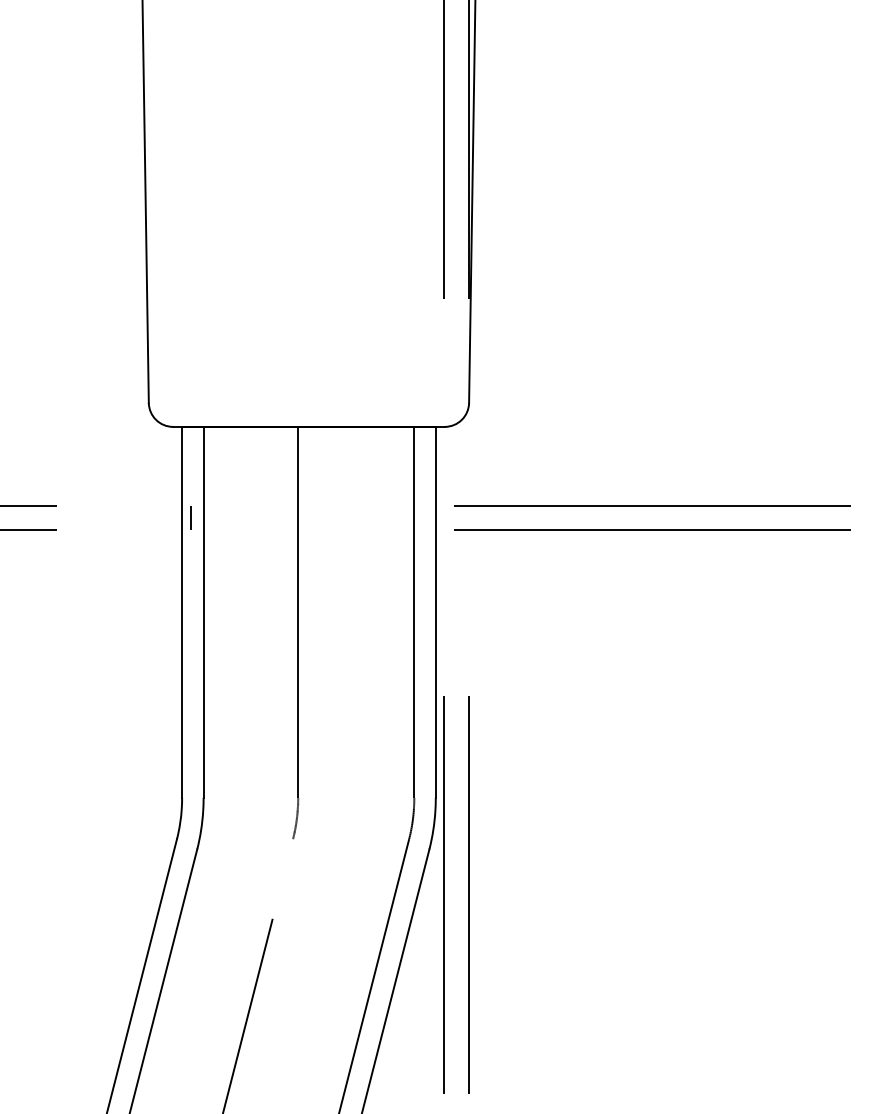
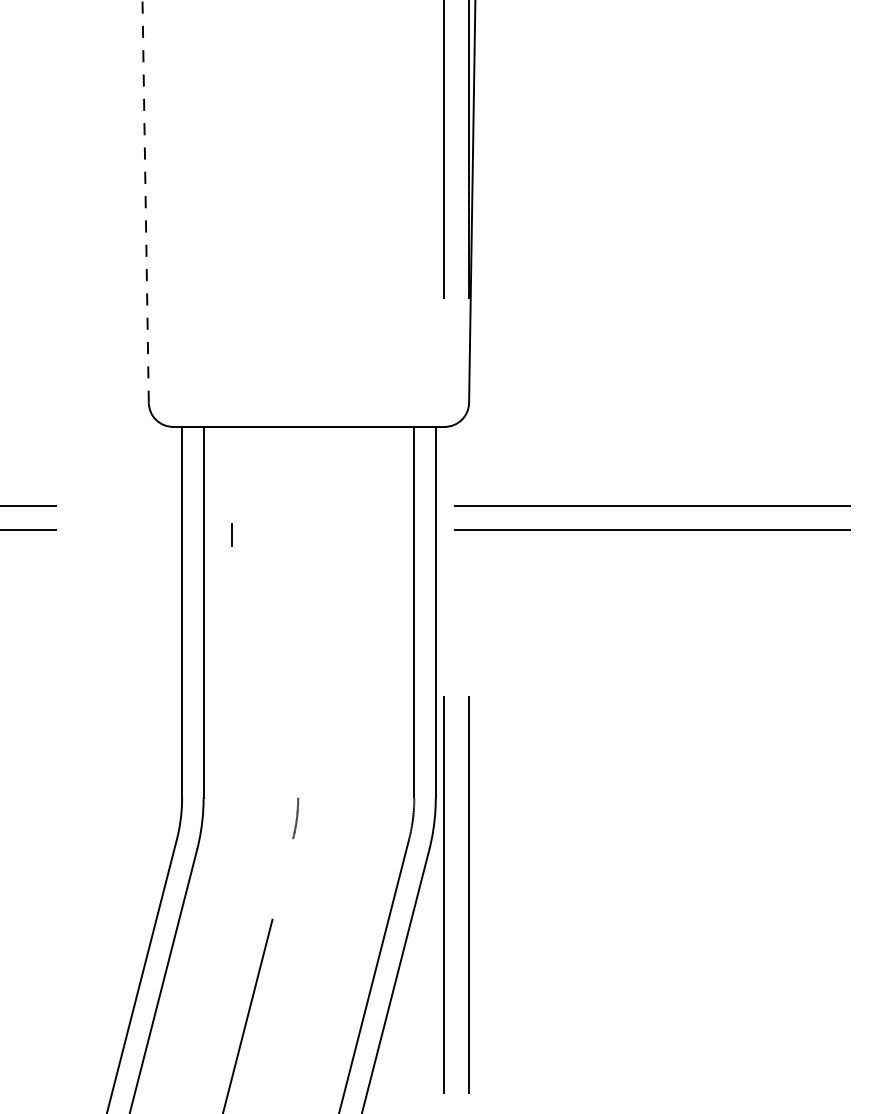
line: solid -> dashed (145, 202)
line position: (190, 517) -> (231, 534) (231, 534)
line: present -> none (298, 611)
